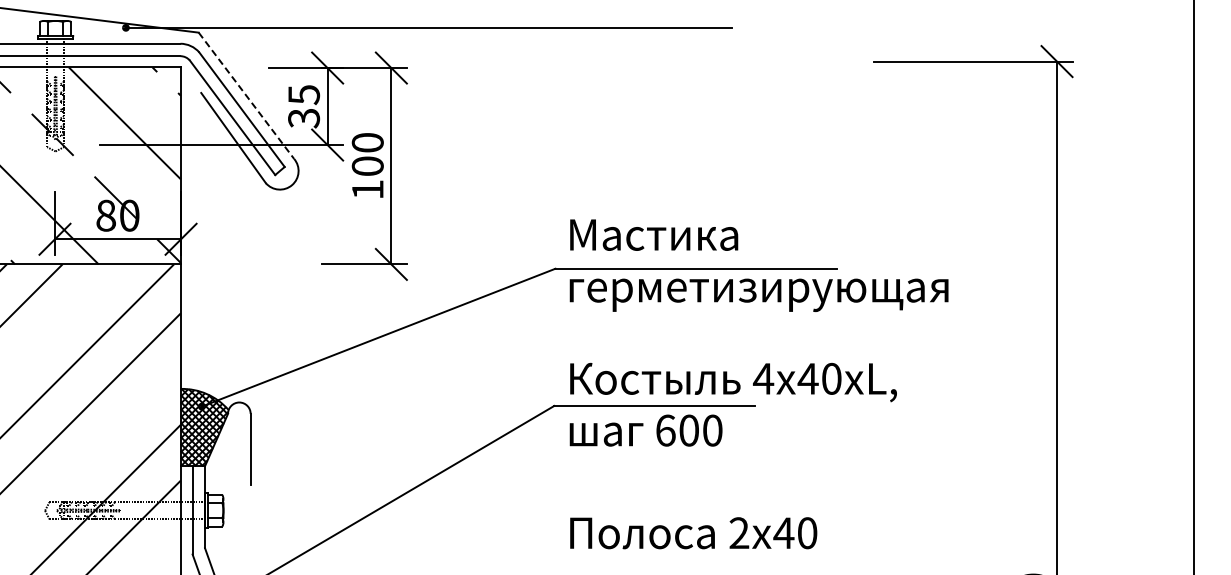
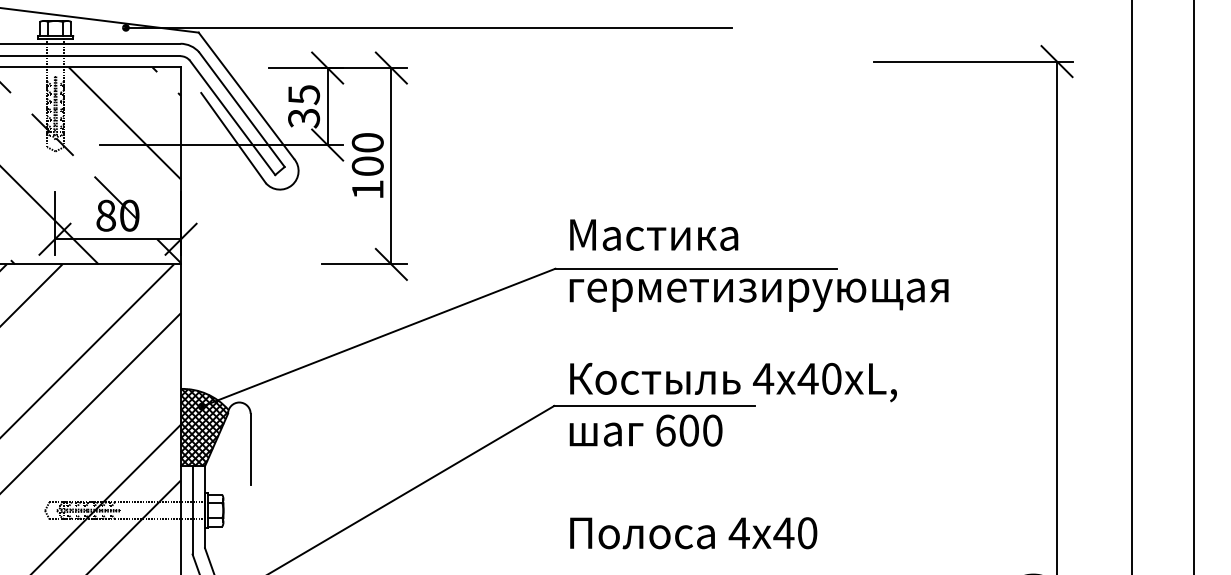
line: dashed -> solid (246, 96)
line: none -> present (1131, 286)
text: 2 -> 4 (738, 532)
